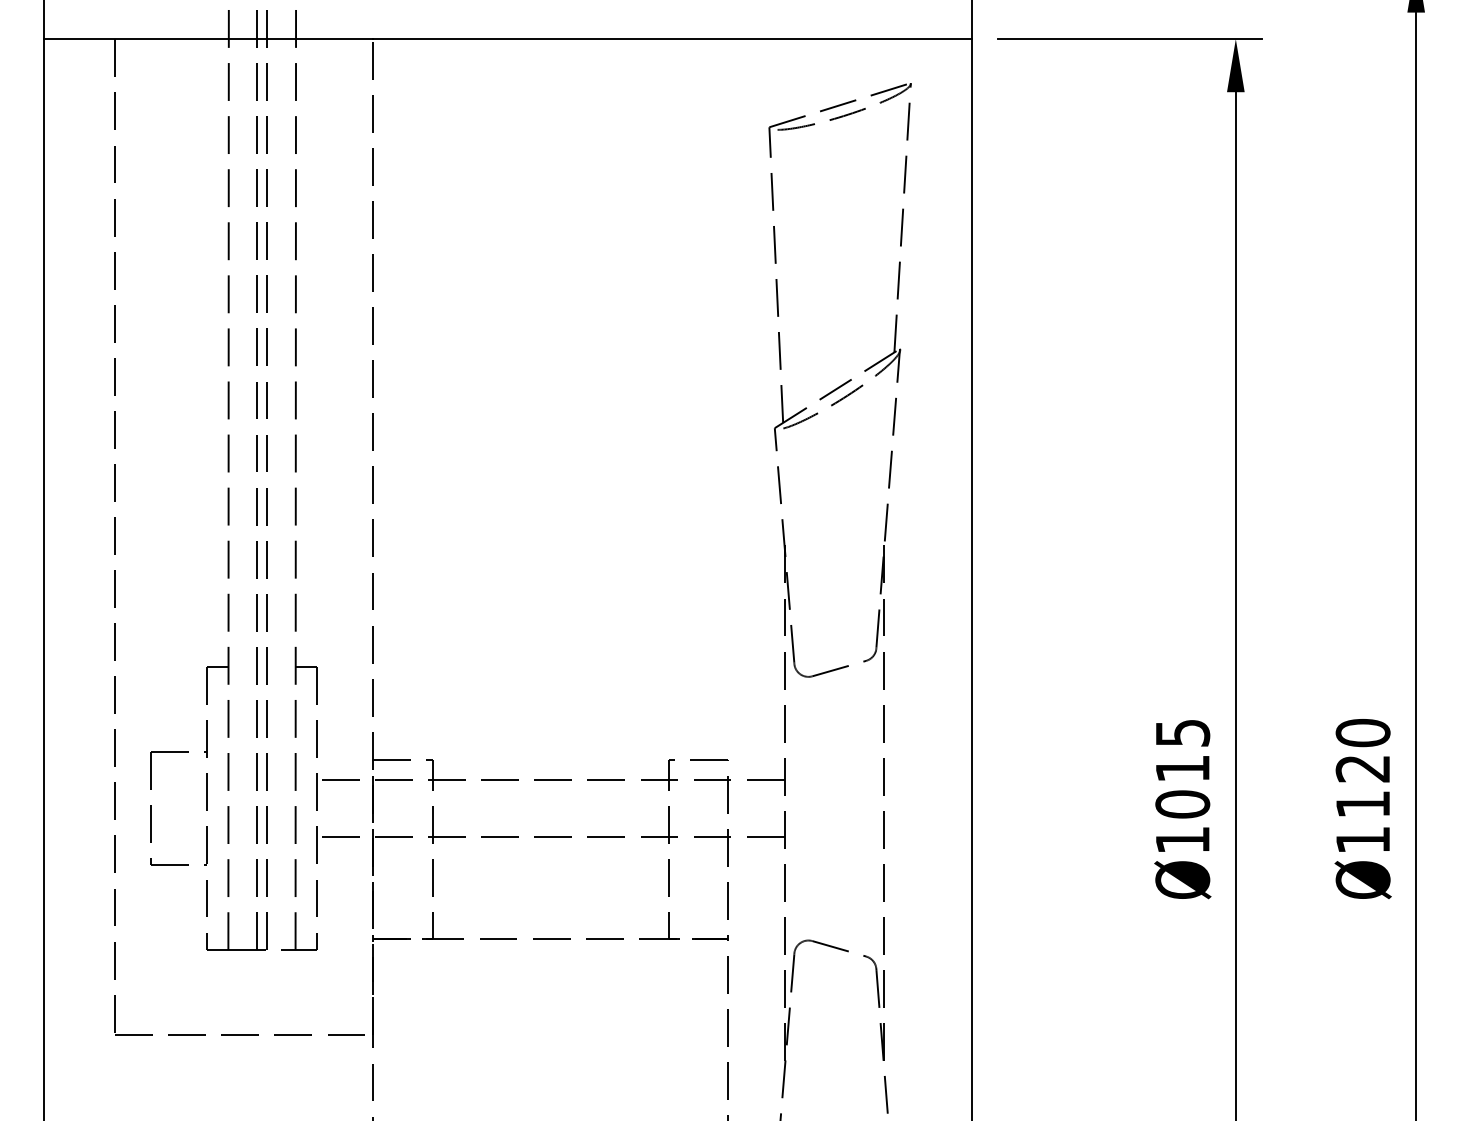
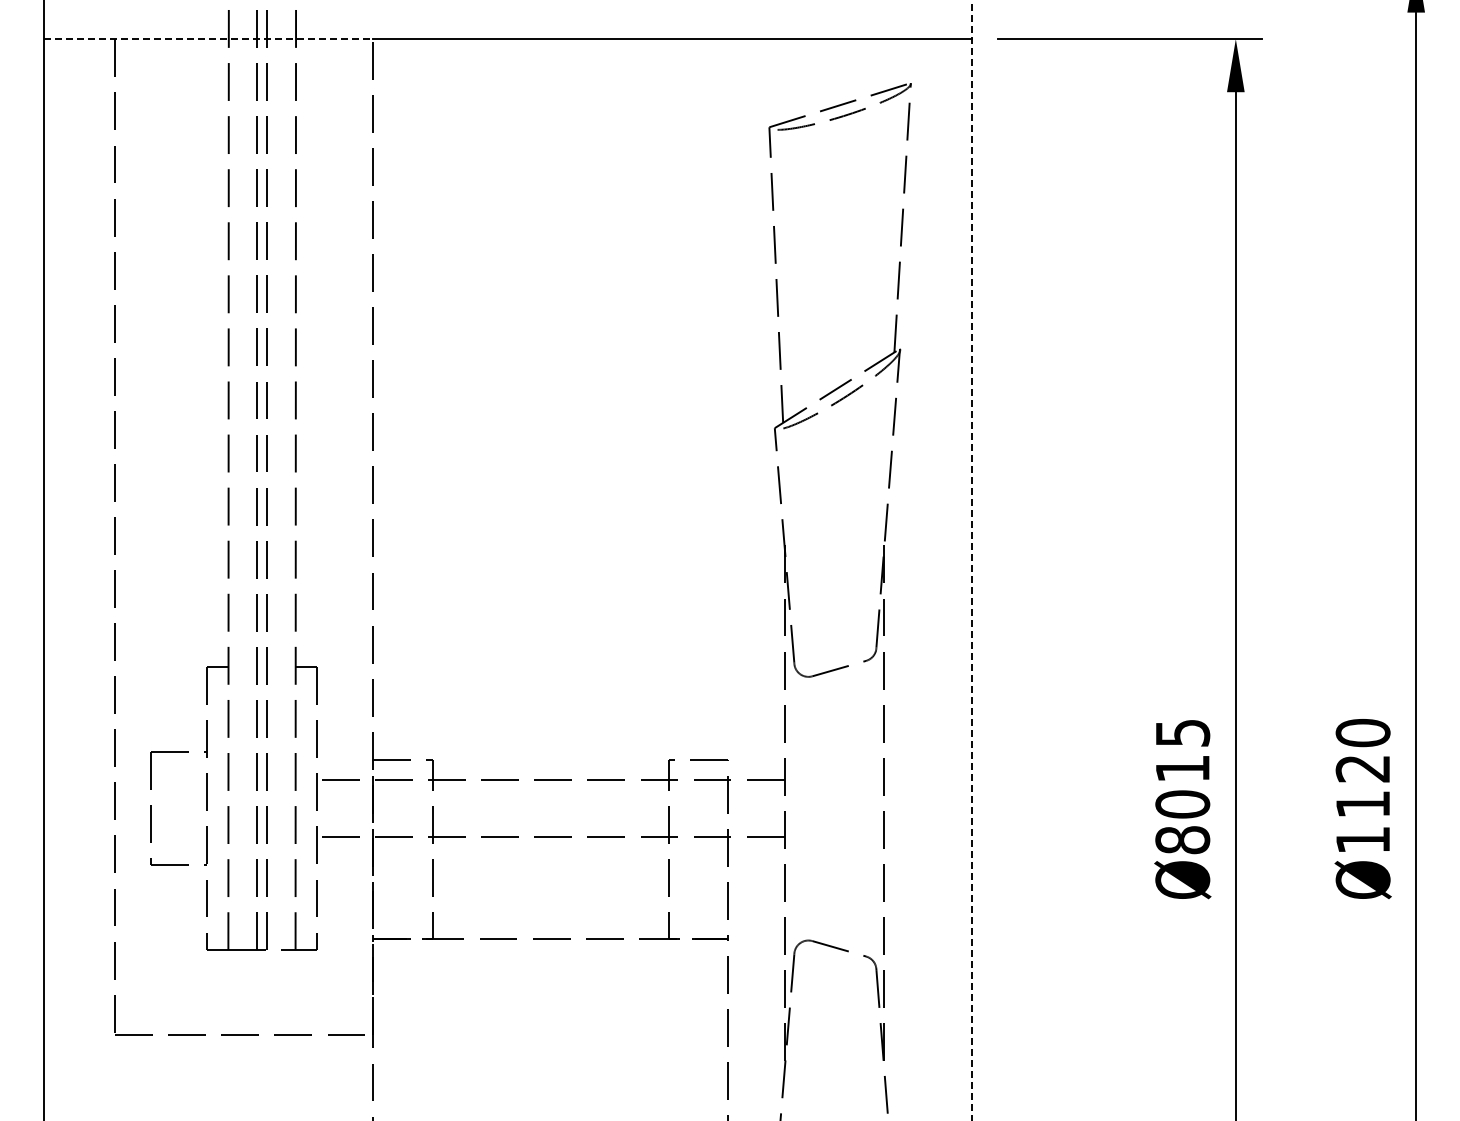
line: solid -> dashed (208, 39)
line: solid -> dashed (971, 560)
text: Ø1015 -> Ø8015 (1182, 840)
